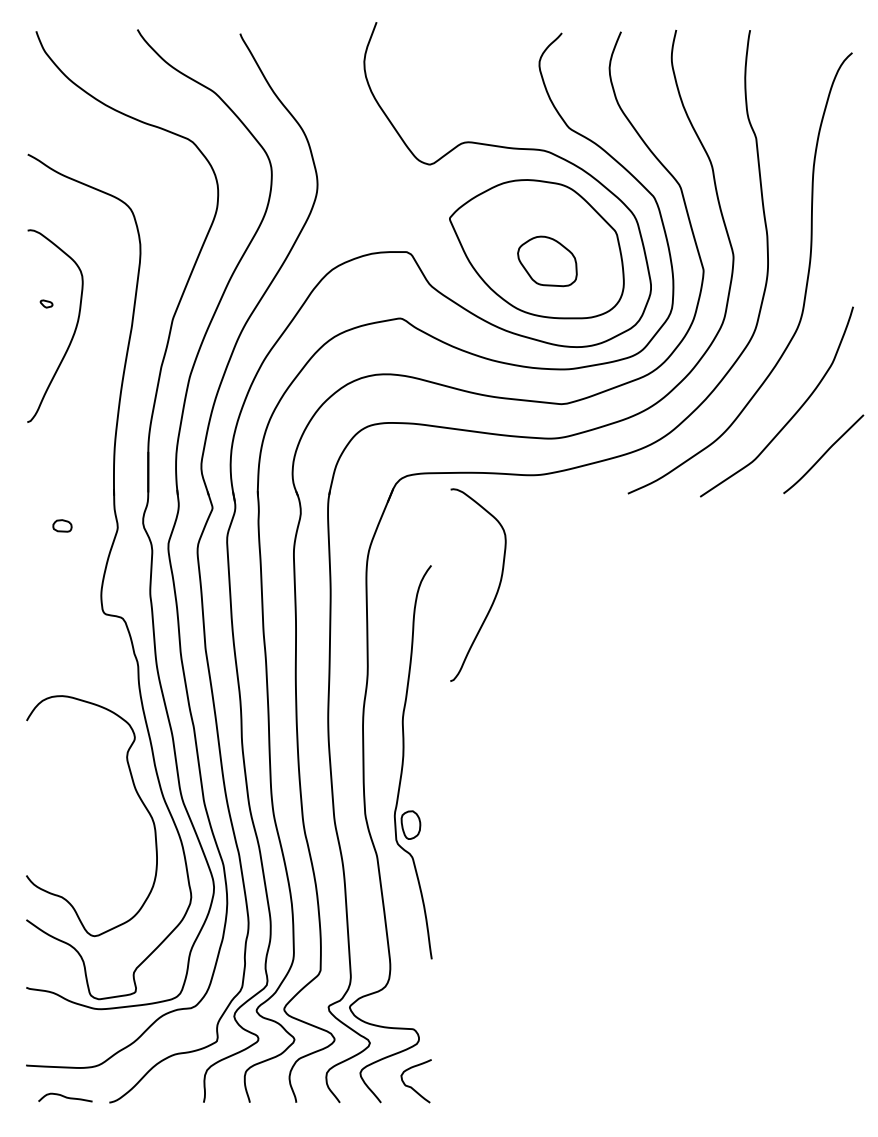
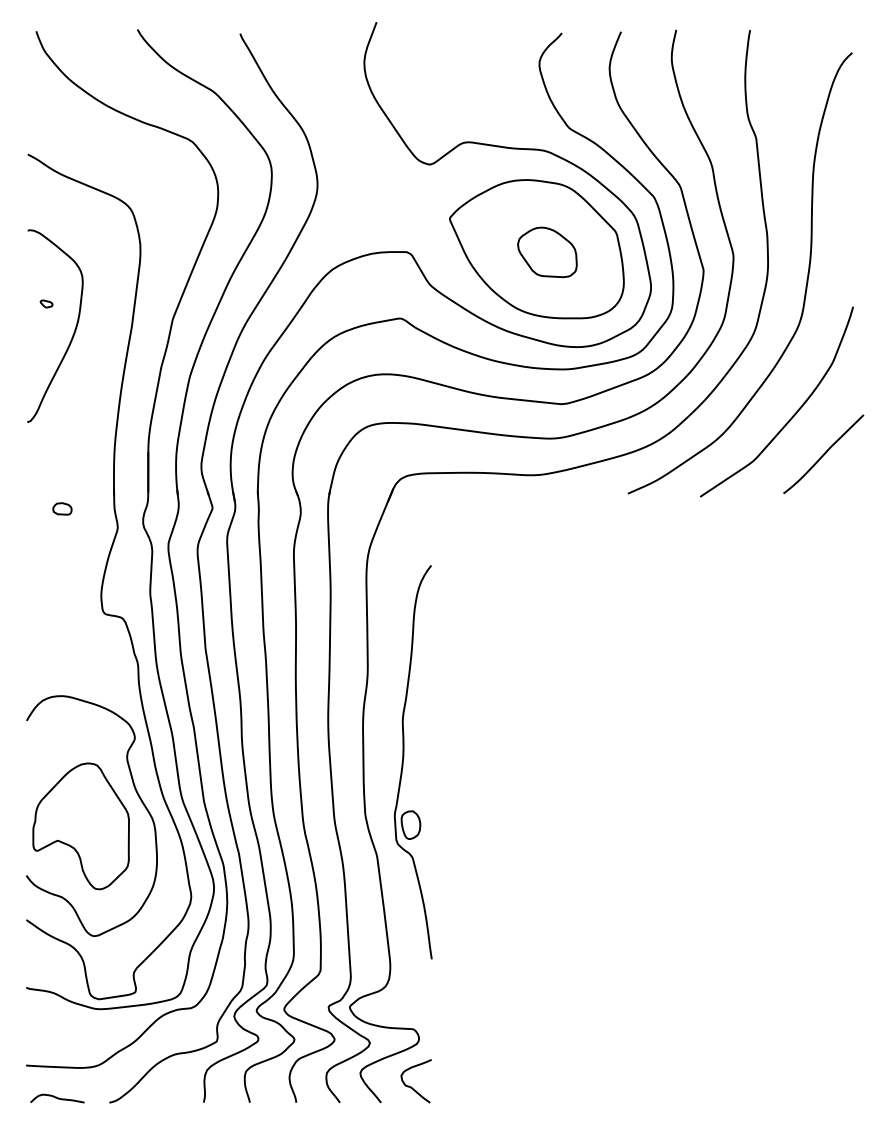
part position: (547, 261) -> (547, 252) (547, 252)
part position: (62, 525) -> (62, 508) (62, 508)
curve: present -> none (496, 591)
part: none -> present (80, 826)
curve position: (65, 1097) -> (57, 1098) (57, 1098)
